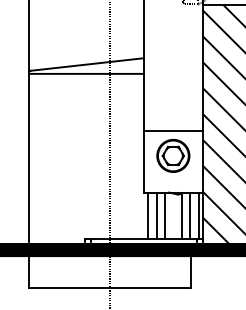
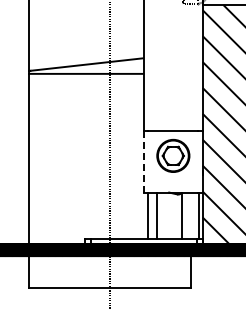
line: solid -> dashed (144, 161)
line: present -> none (164, 215)
line: present -> none (190, 215)
